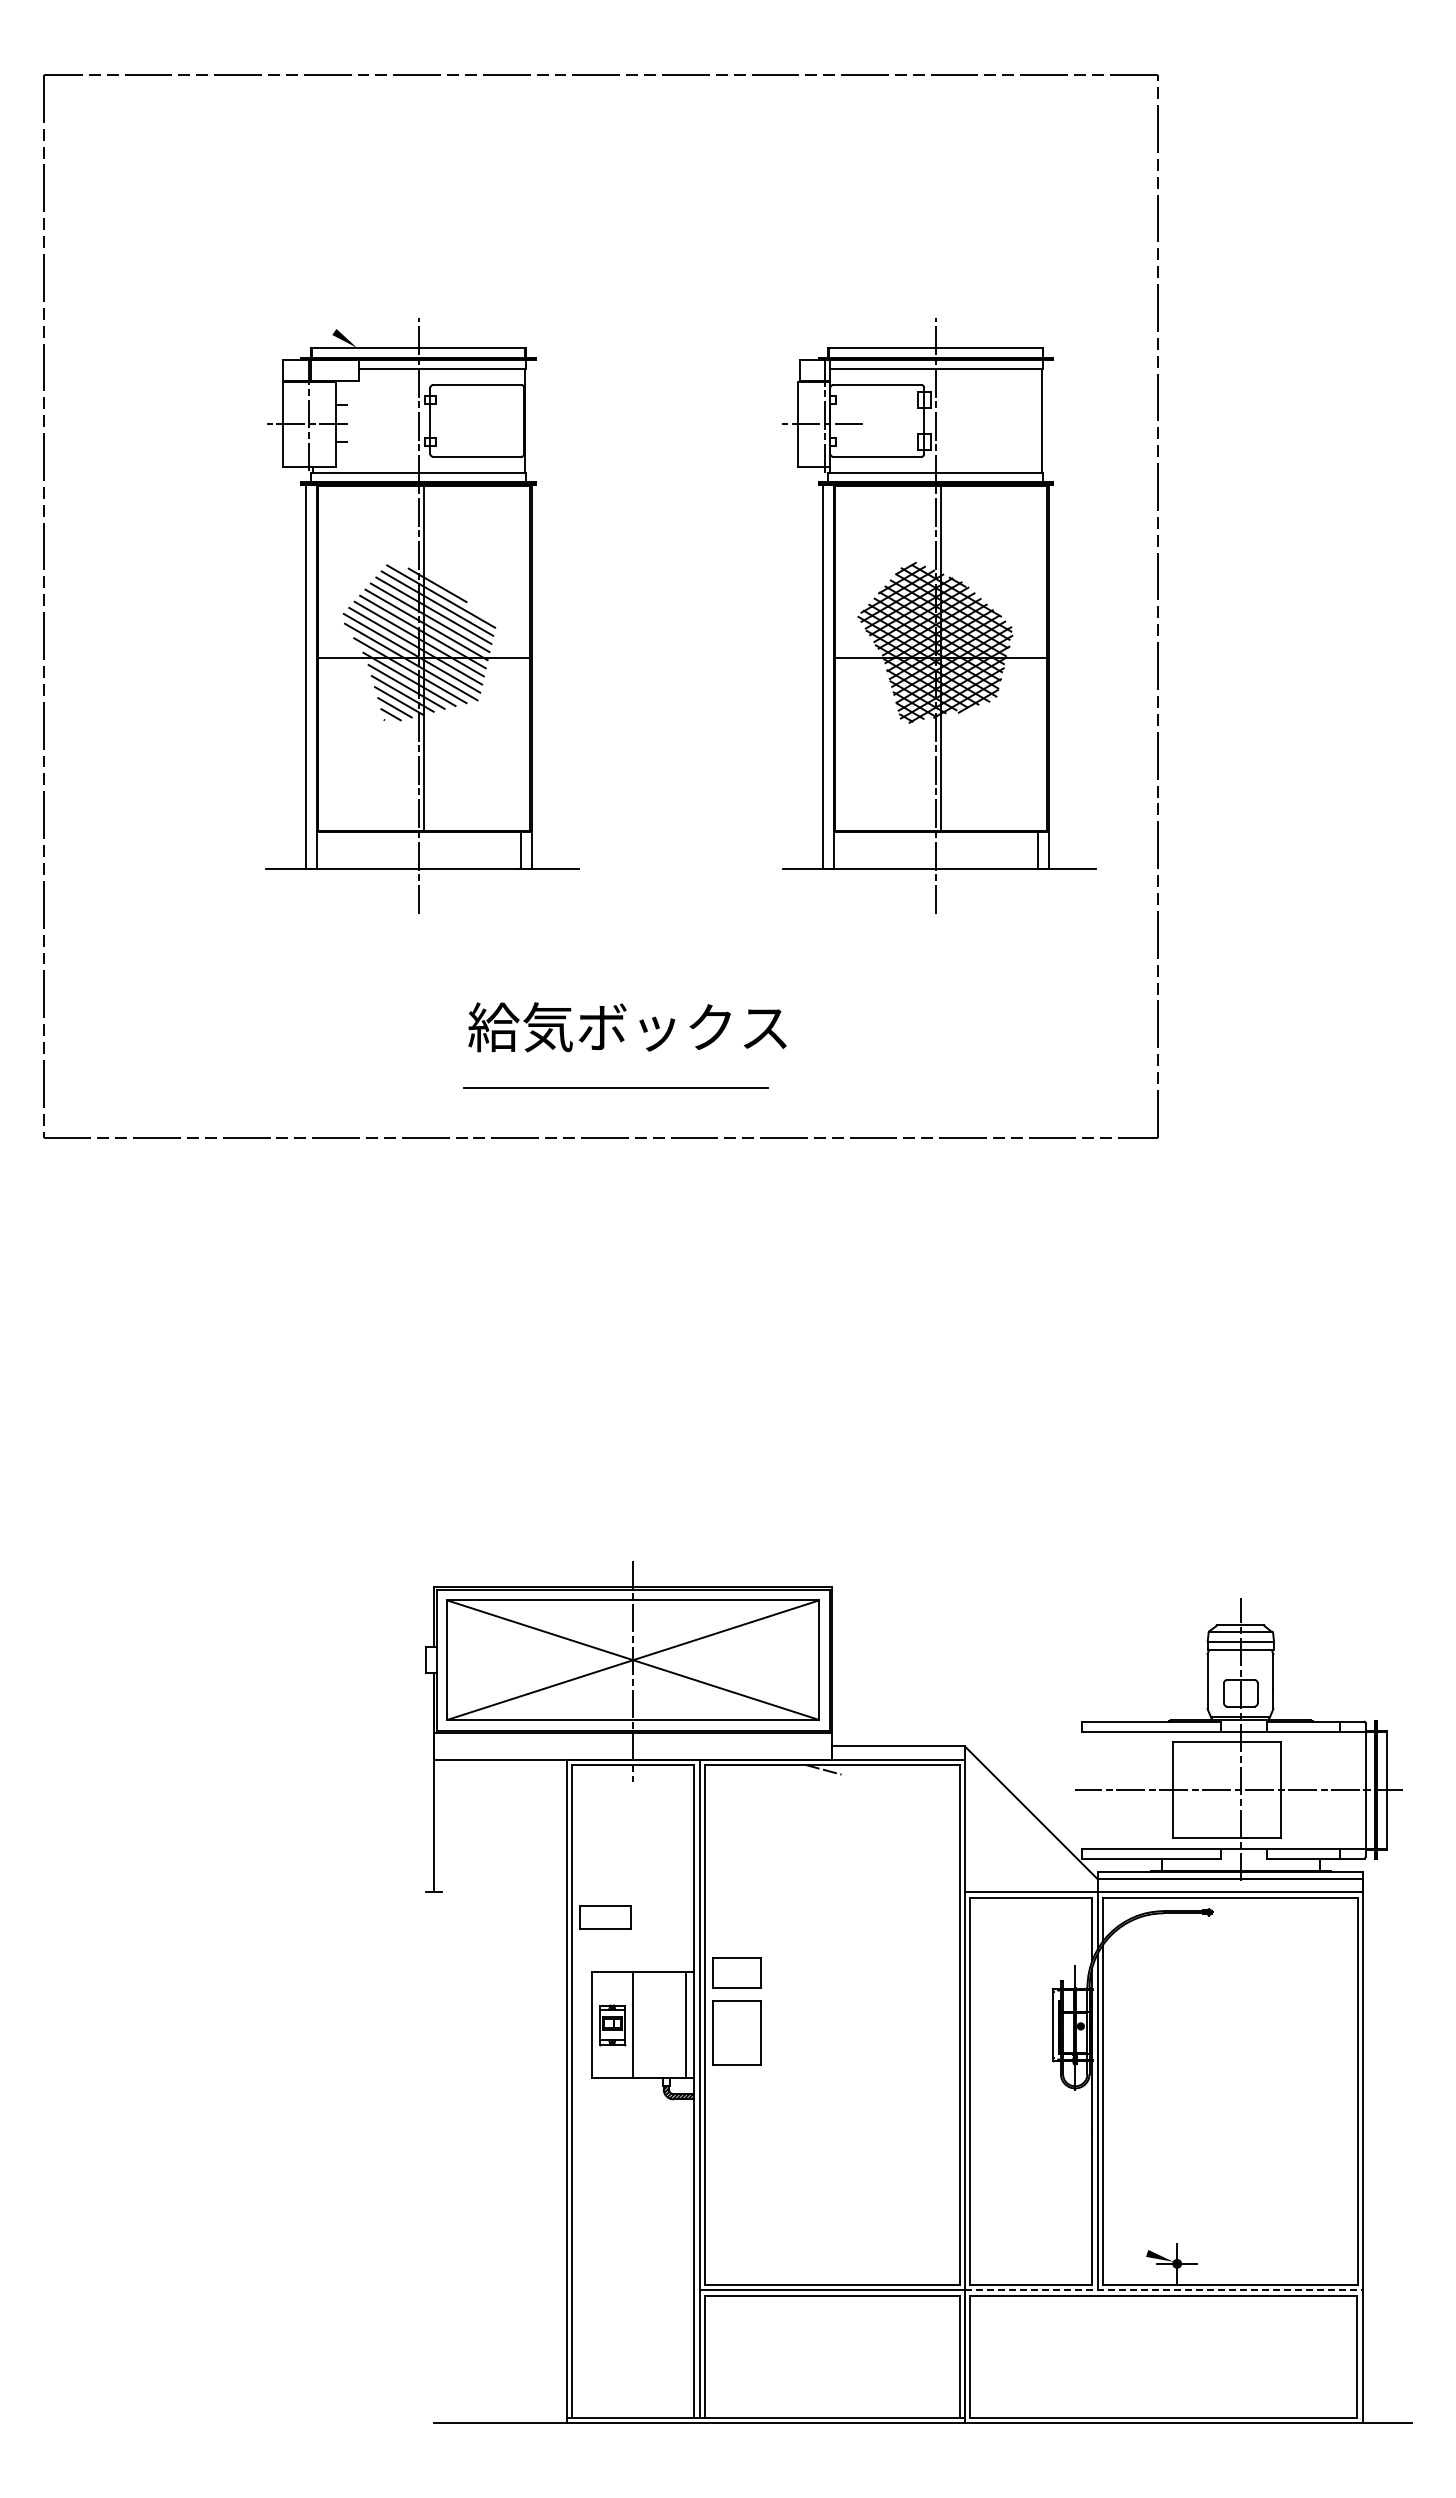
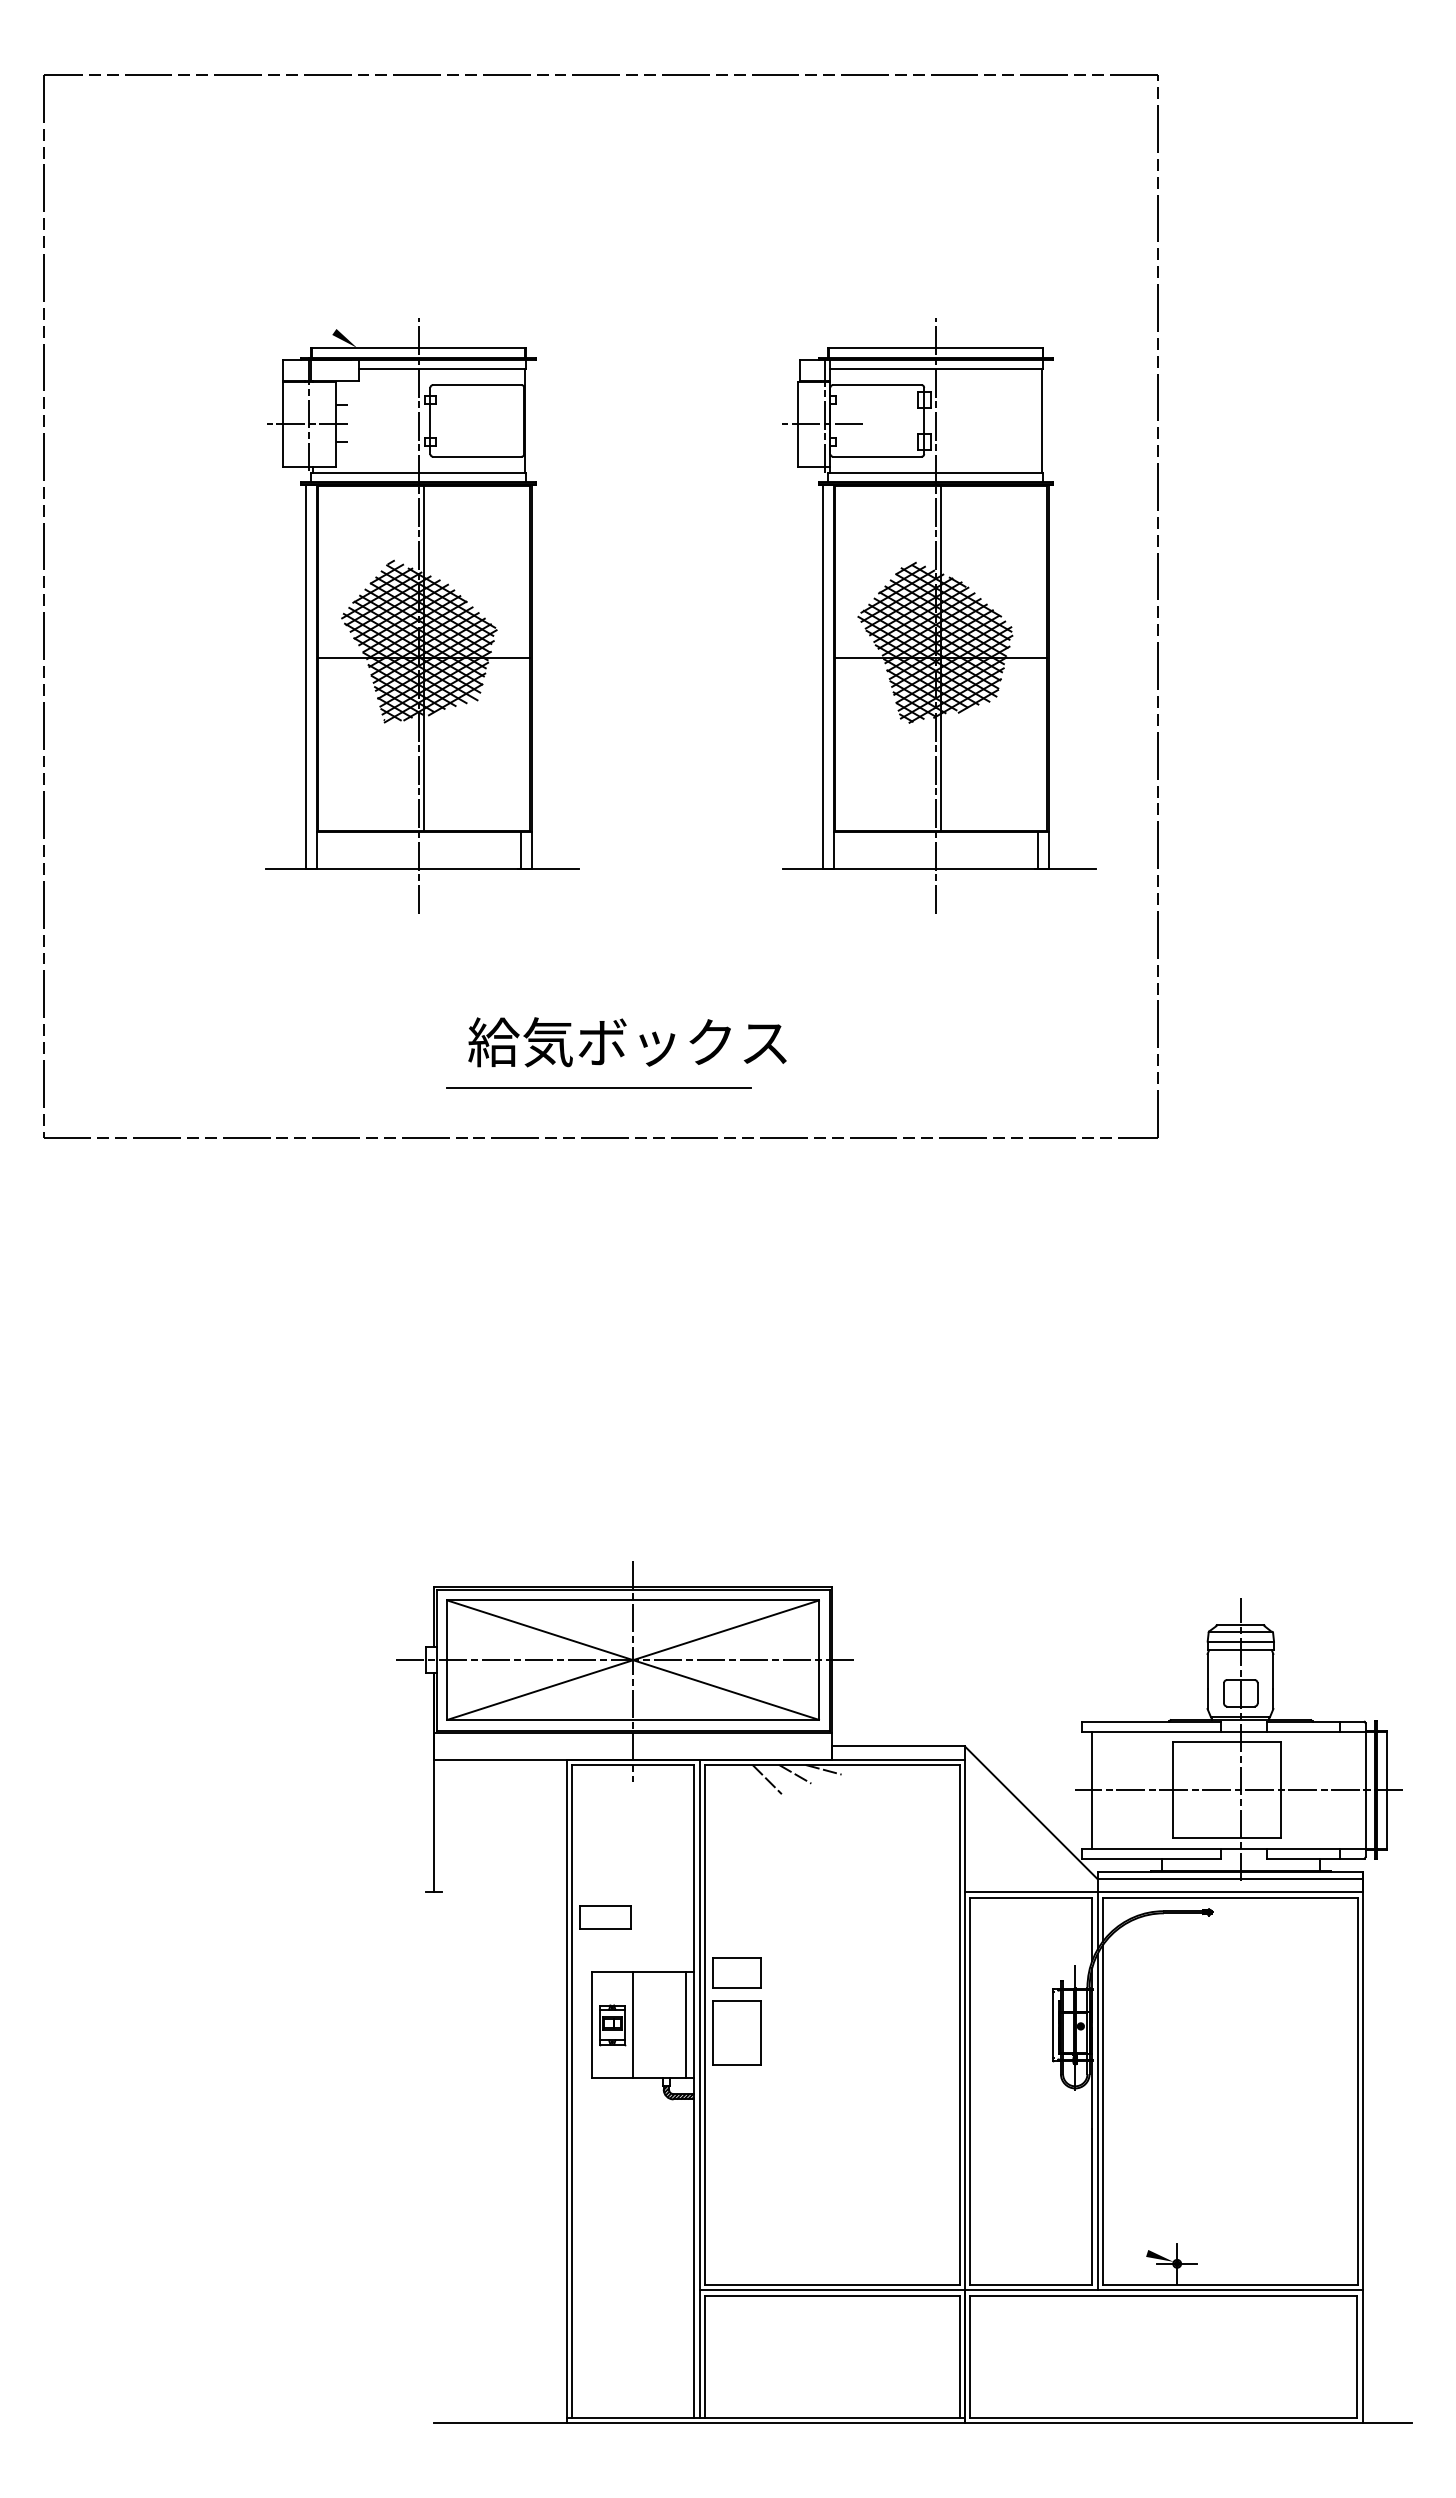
hatch: none -> present (419, 641)
text position: (627, 1027) -> (627, 1042) (627, 1042)
line position: (615, 1087) -> (598, 1087) (598, 1087)
line: none -> present (624, 1660)
line: none -> present (795, 1774)
line: none -> present (766, 1779)
line: none -> present (1092, 1789)
line: dashed -> solid (1164, 2290)
